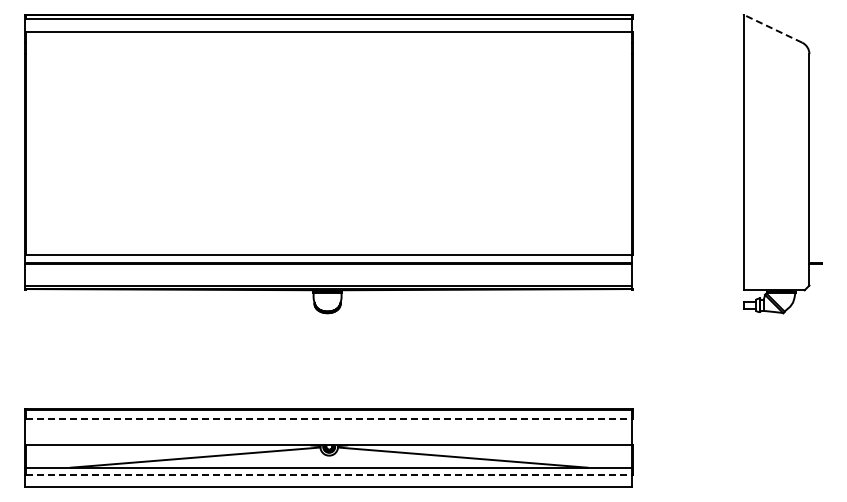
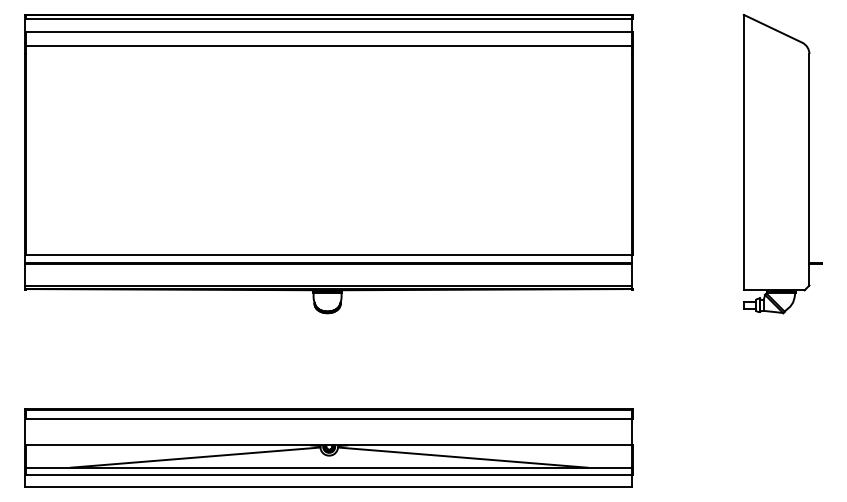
line: dashed -> solid (772, 28)
line: none -> present (328, 46)
line: dashed -> solid (329, 418)
line: dashed -> solid (329, 474)
